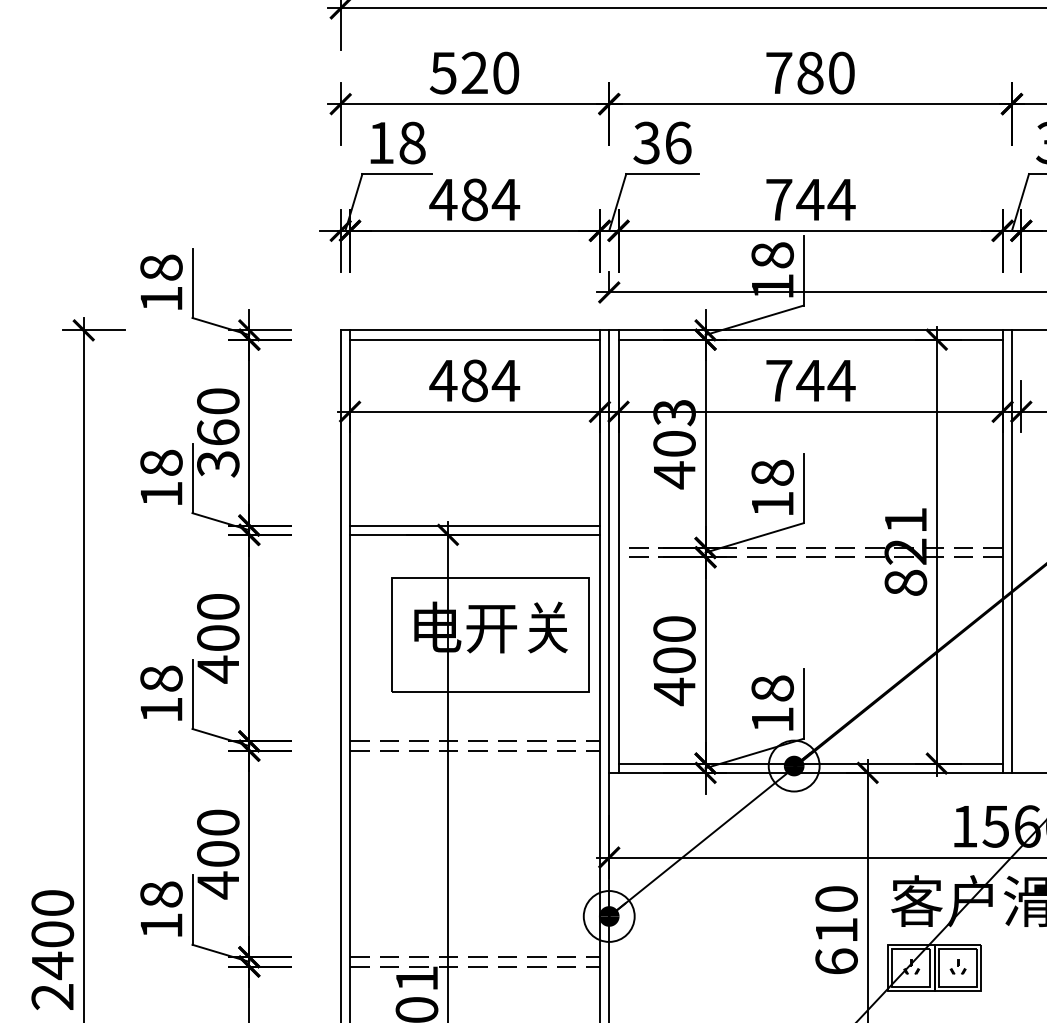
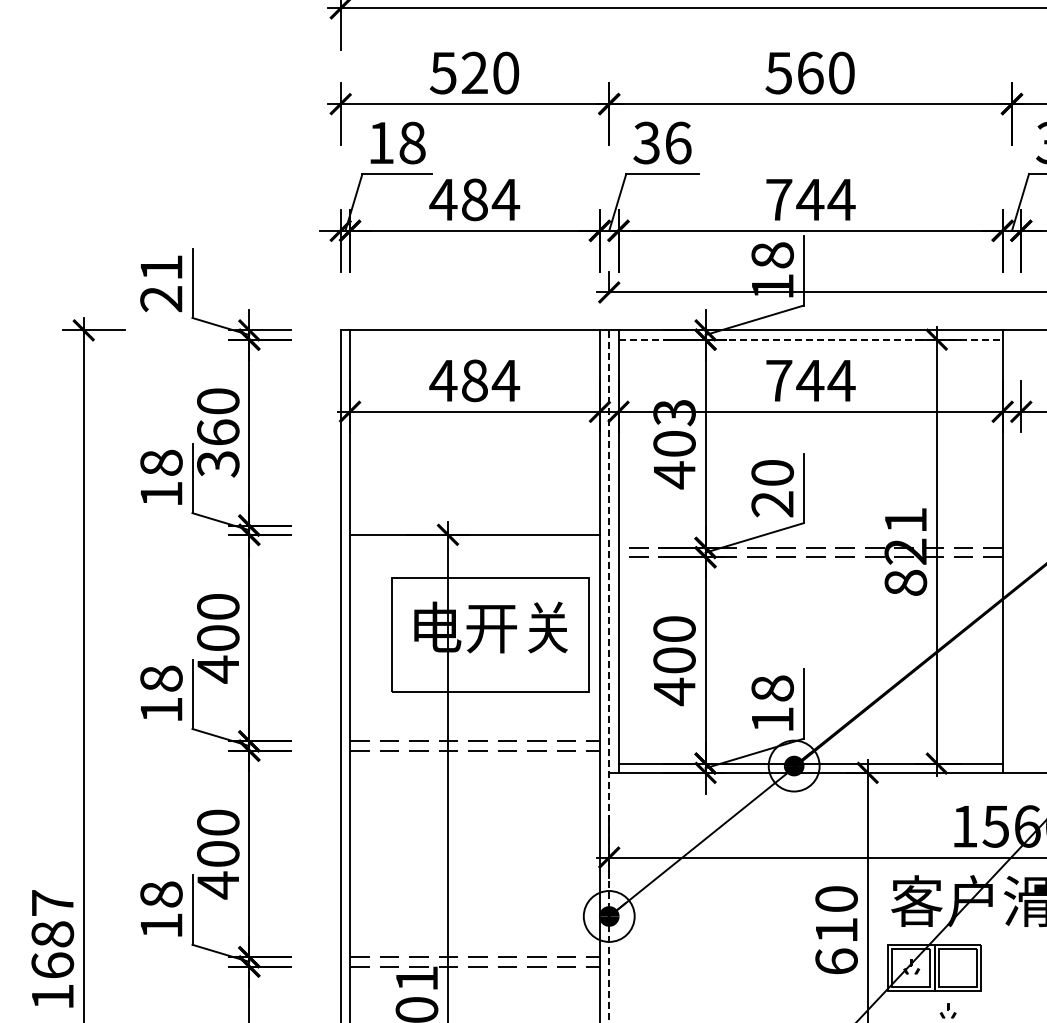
text: 780 -> 560 (794, 72)
text: 18 -> 21 (161, 283)
line: present -> none (474, 339)
line: solid -> dashed (811, 339)
text: 18 -> 20 (772, 488)
line: present -> none (474, 525)
line: present -> none (1011, 551)
line: solid -> dashed (609, 676)
text: 2400 -> 1687 (52, 949)
part position: (957, 966) -> (947, 1010) (947, 1010)
